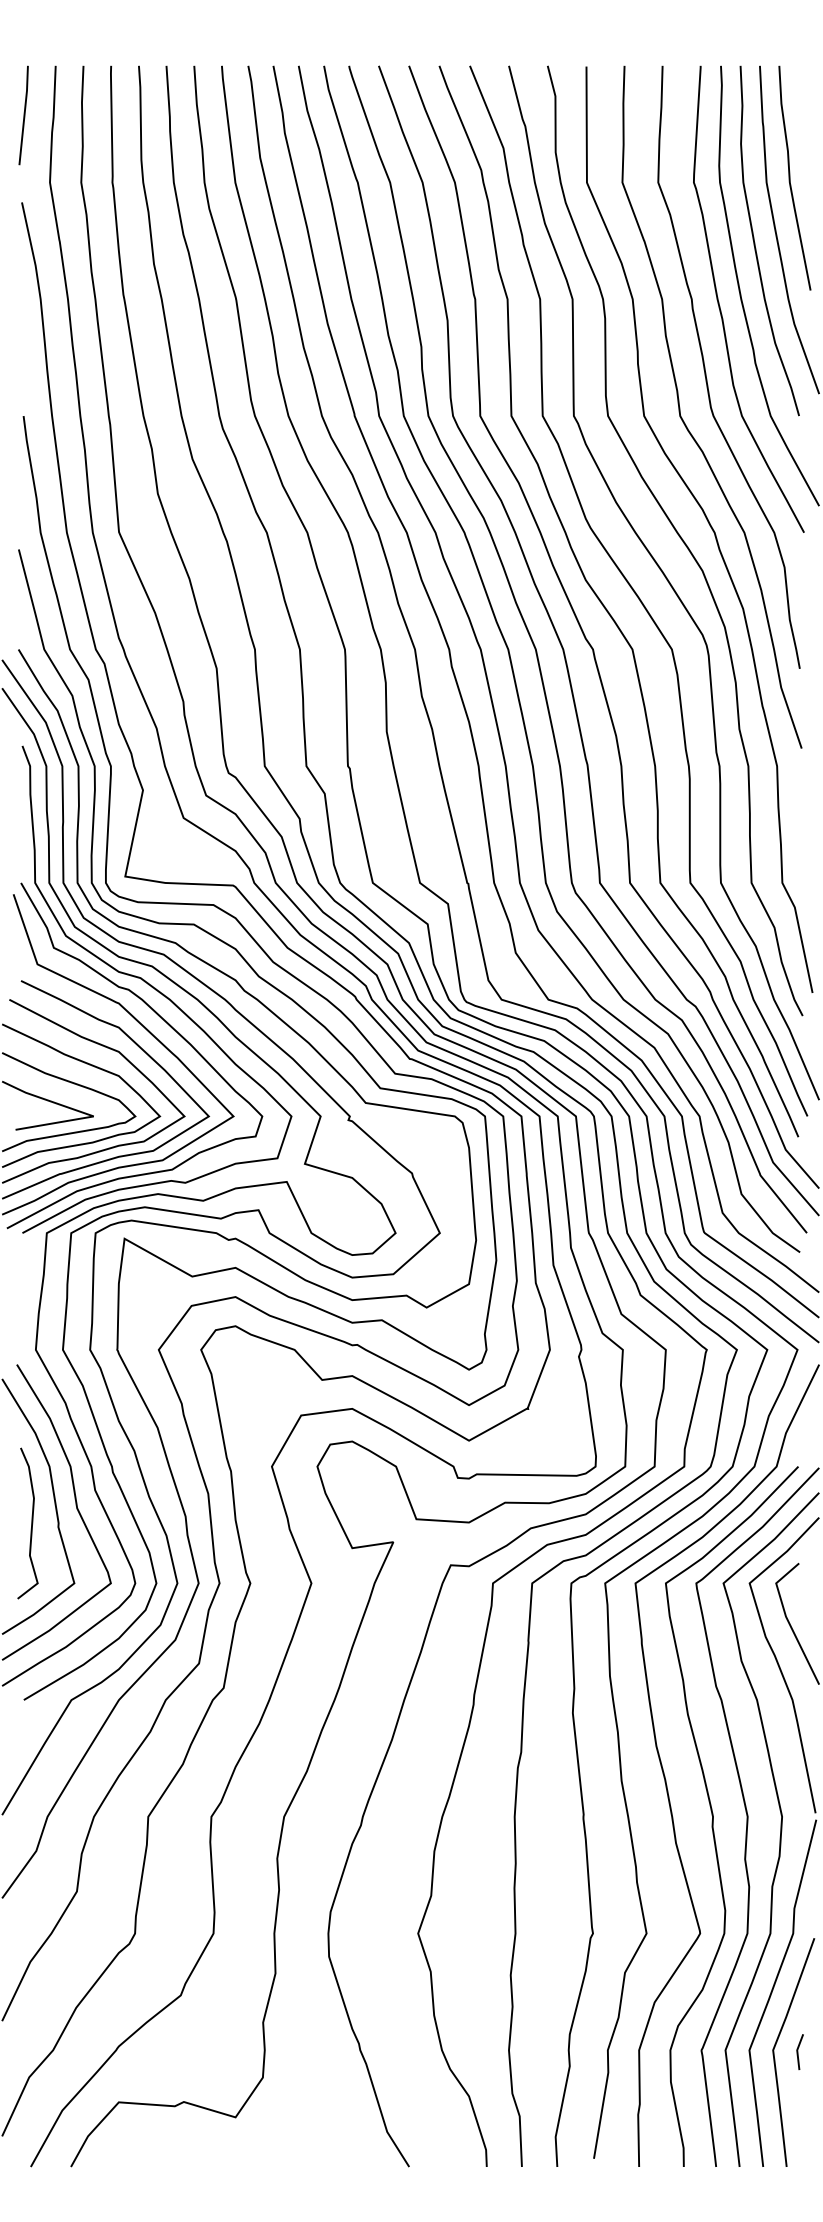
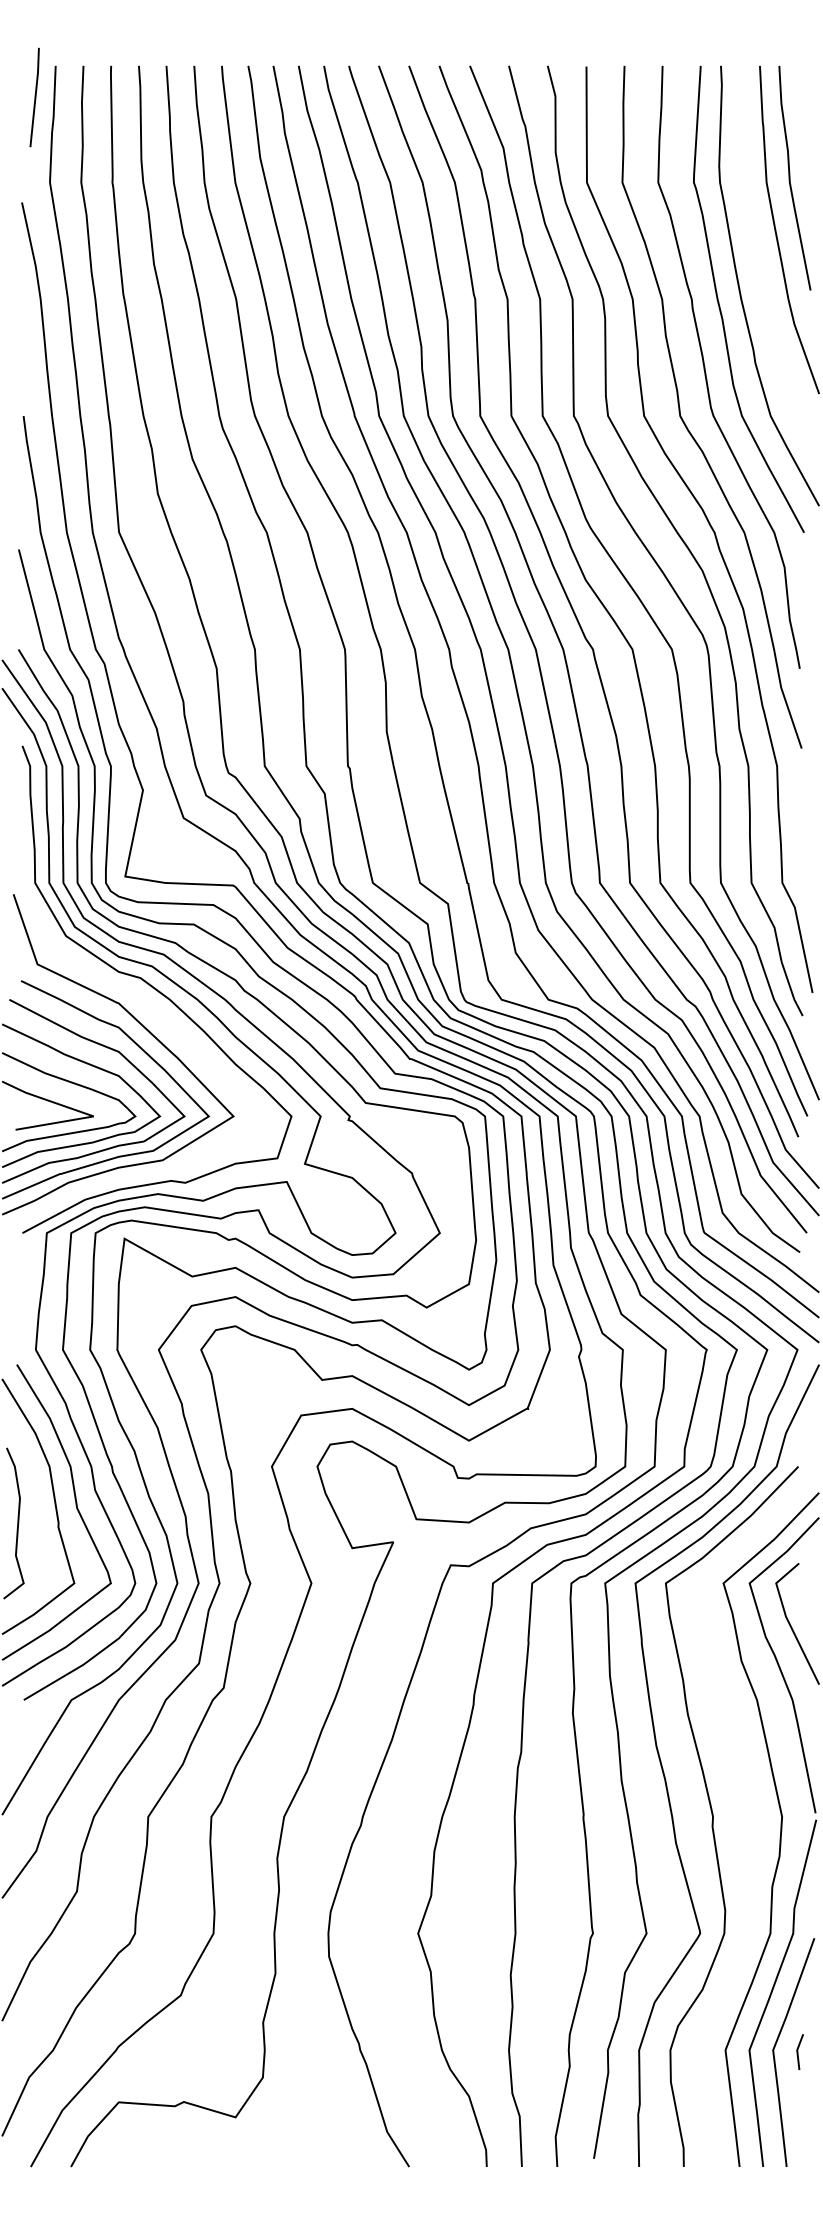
line position: (23, 115) -> (34, 97) (34, 97)
curve: present -> none (755, 242)
curve: present -> none (160, 1018)
curve position: (31, 1523) -> (17, 1523) (17, 1523)
curve: present -> none (748, 1816)
